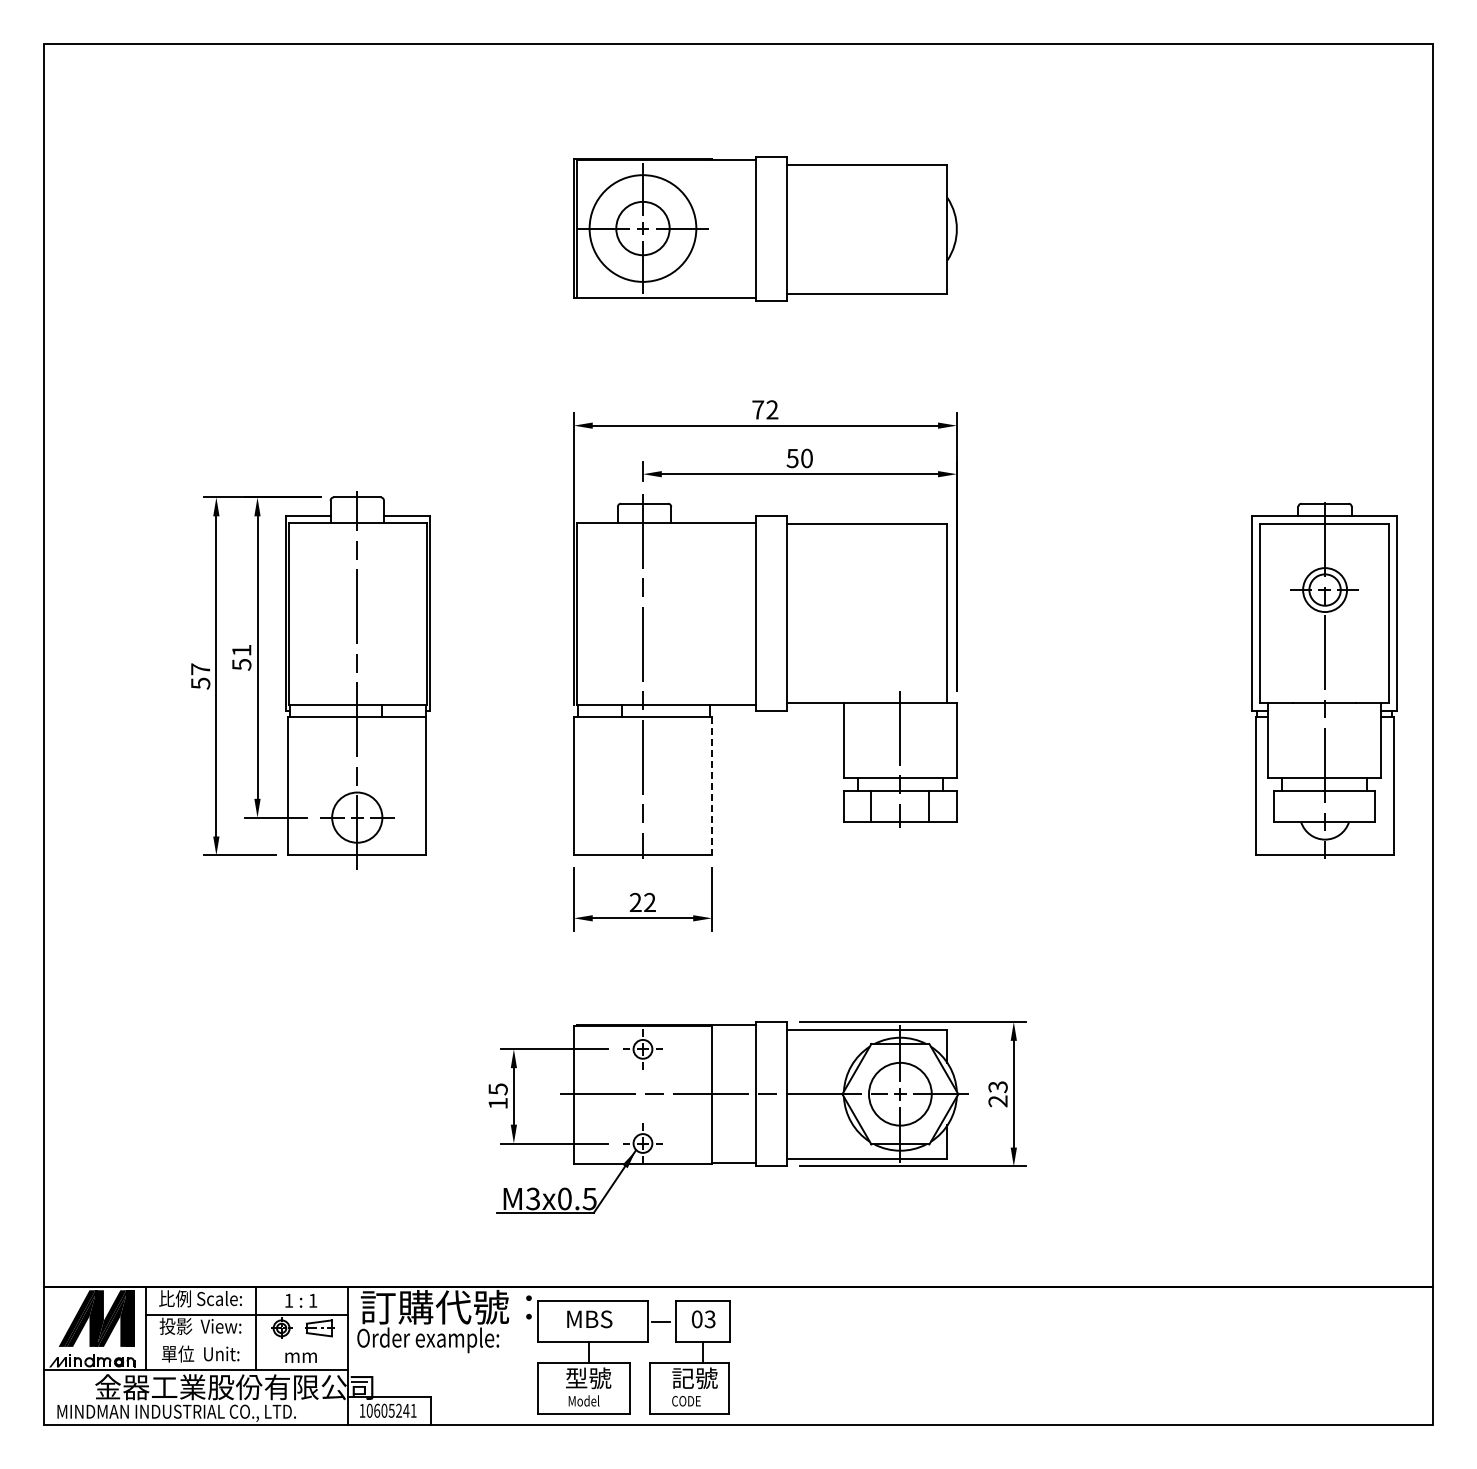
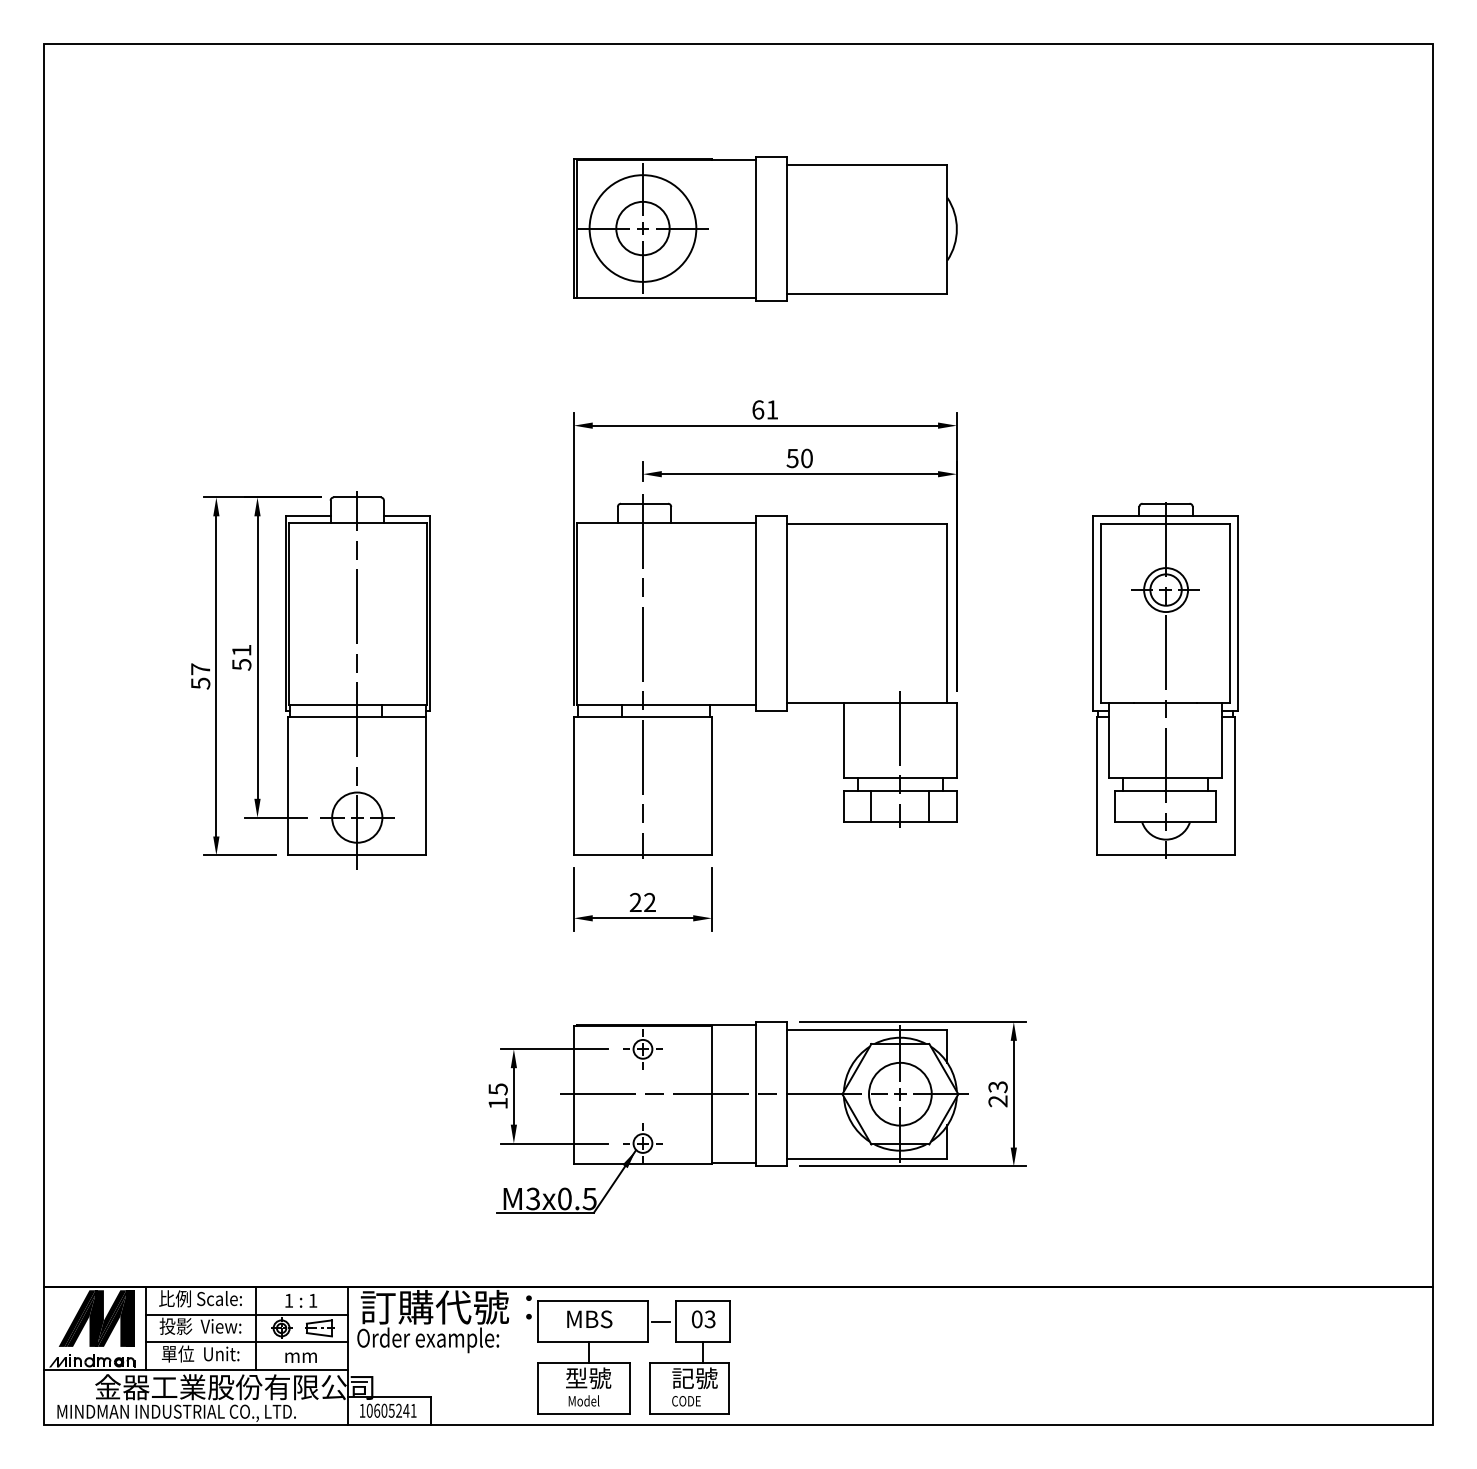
text: 72 -> 61 (765, 409)
part position: (1324, 680) -> (1165, 680) (1165, 680)
line: dashed -> solid (712, 786)
line: none -> present (246, 1342)
